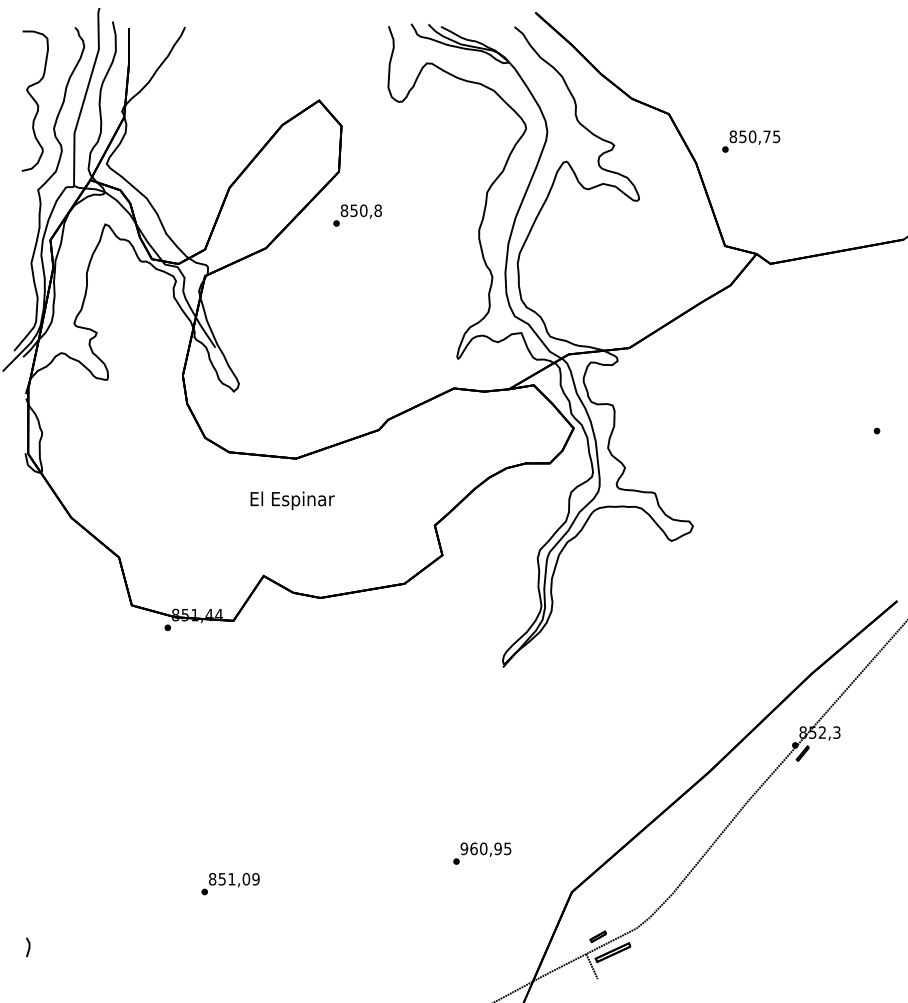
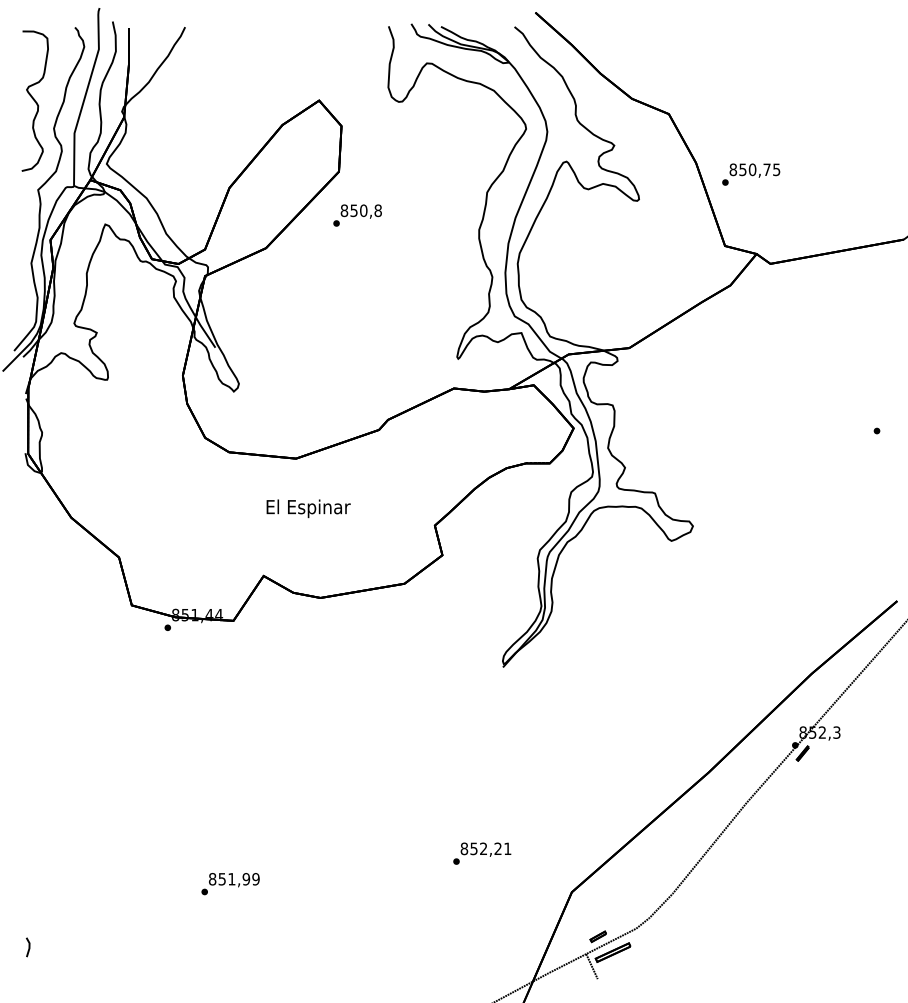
text position: (751, 141) -> (751, 174) (751, 174)
text position: (292, 500) -> (308, 508) (308, 508)
text: 960,95 -> 852,21 (485, 848)
text: 851,09 -> 851,99 (245, 879)
